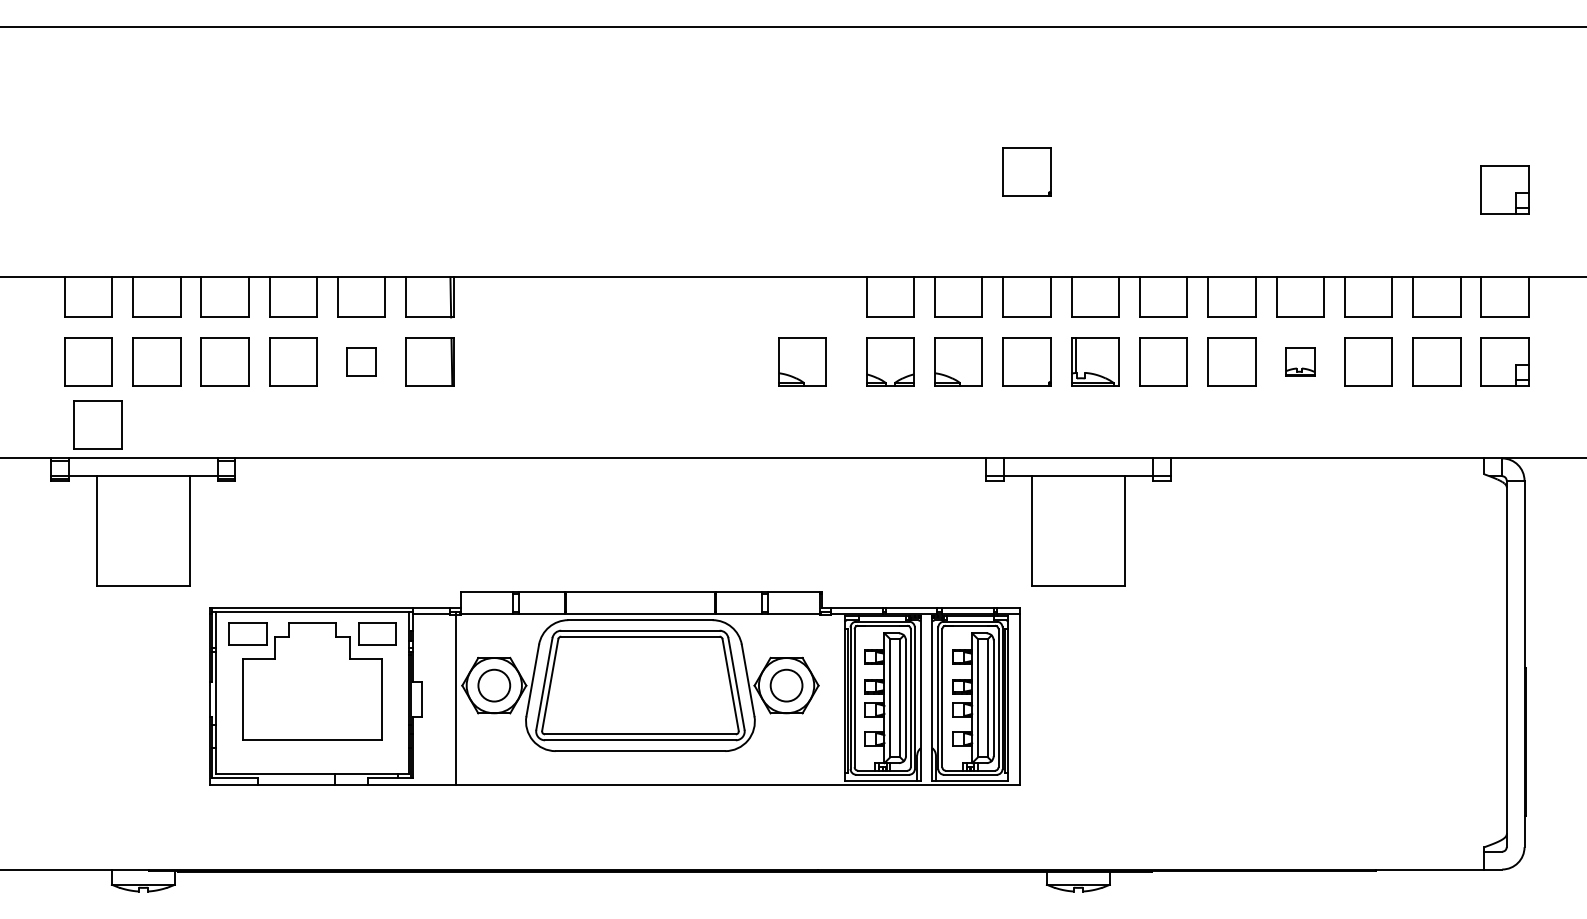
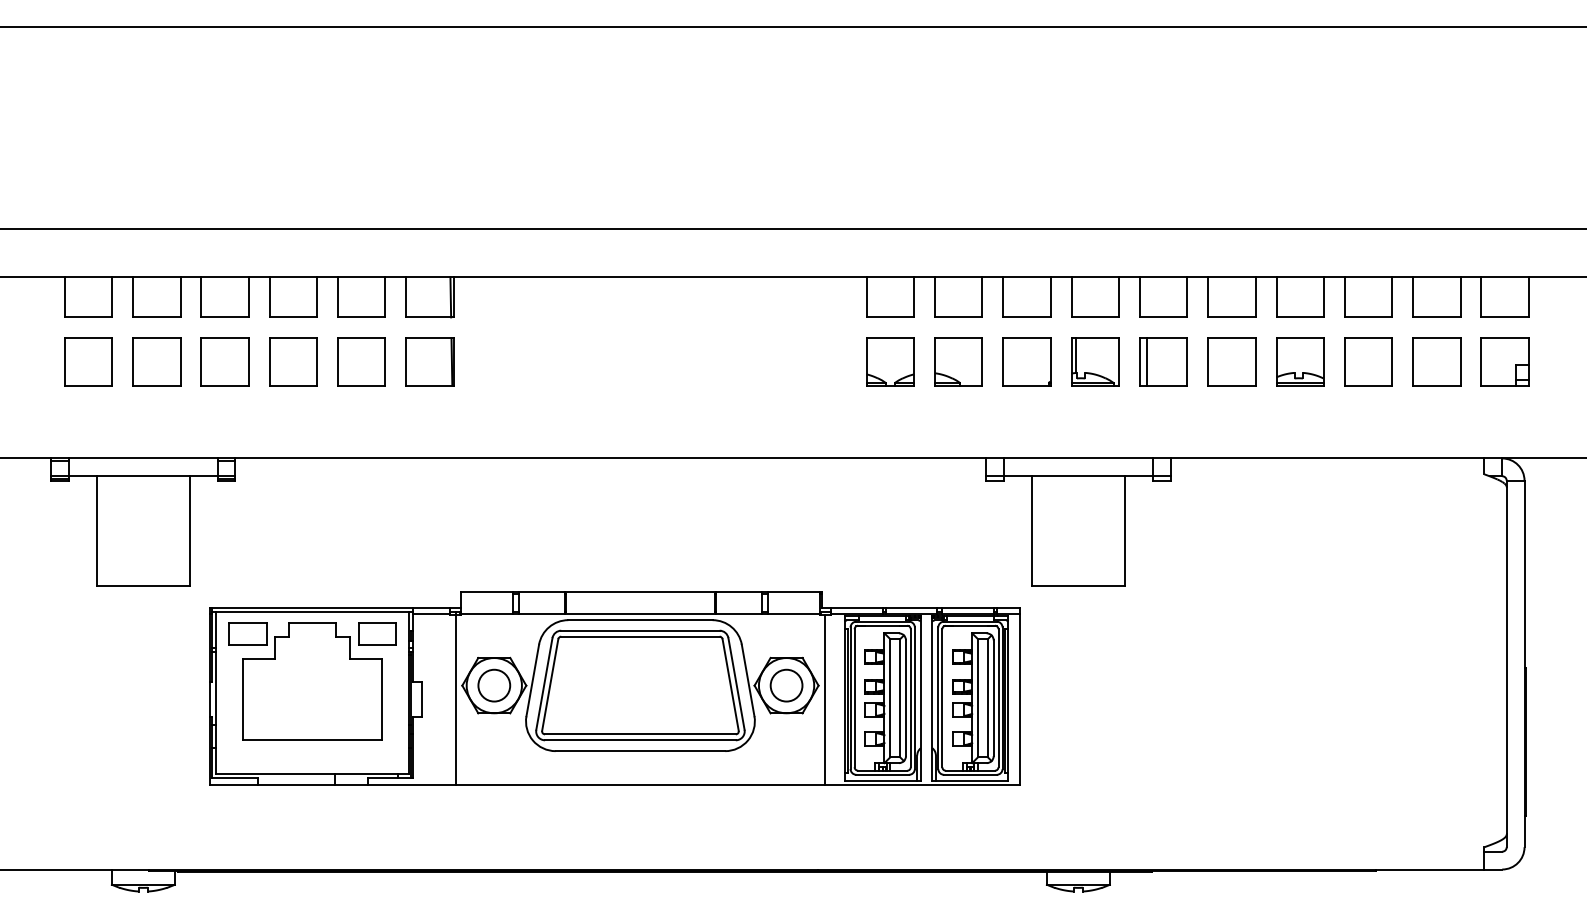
part: present -> none (1026, 171)
part: present -> none (1504, 189)
line: none -> present (792, 229)
part size: 31x30 px -> 49x50 px (361, 361)
part: present -> none (802, 361)
line: none -> present (1147, 361)
part size: 31x30 px -> 49x50 px (1300, 361)
part: present -> none (97, 424)
line: none -> present (824, 700)
